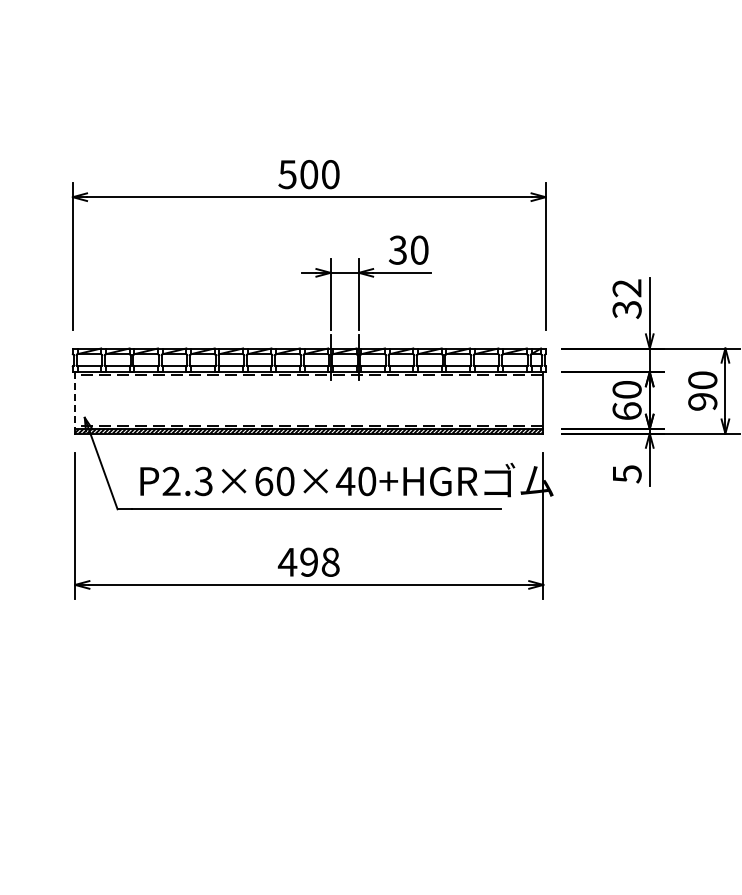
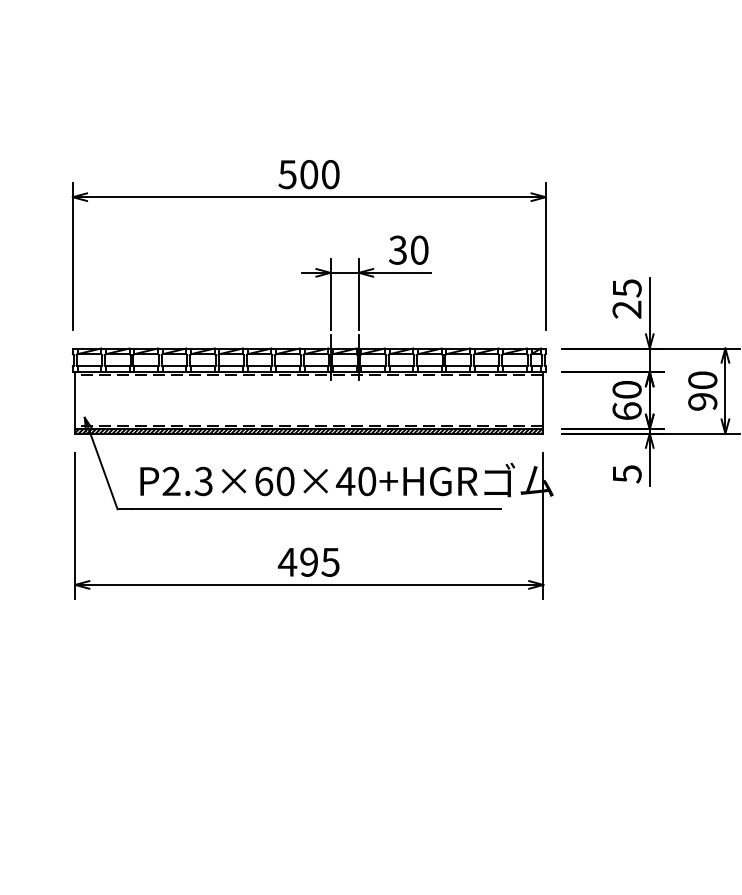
text: 32 -> 25 (626, 298)
line: dashed -> solid (75, 401)
text: 498 -> 495 (330, 561)
